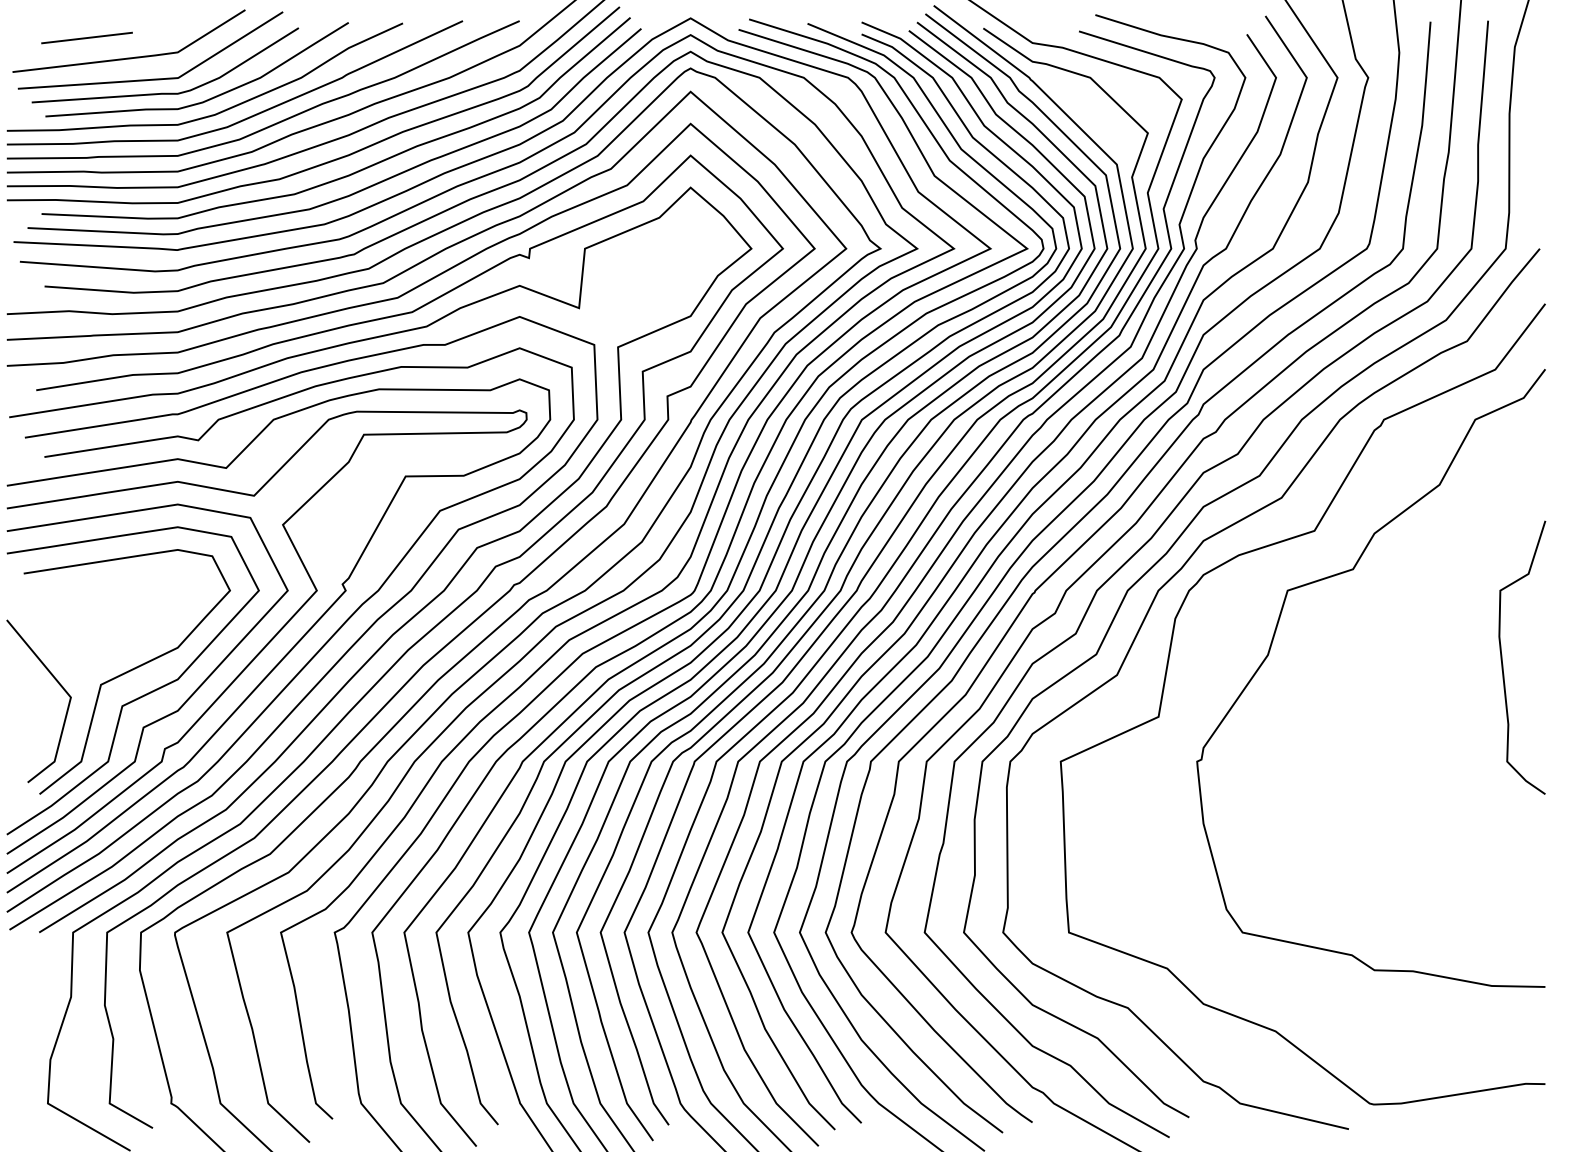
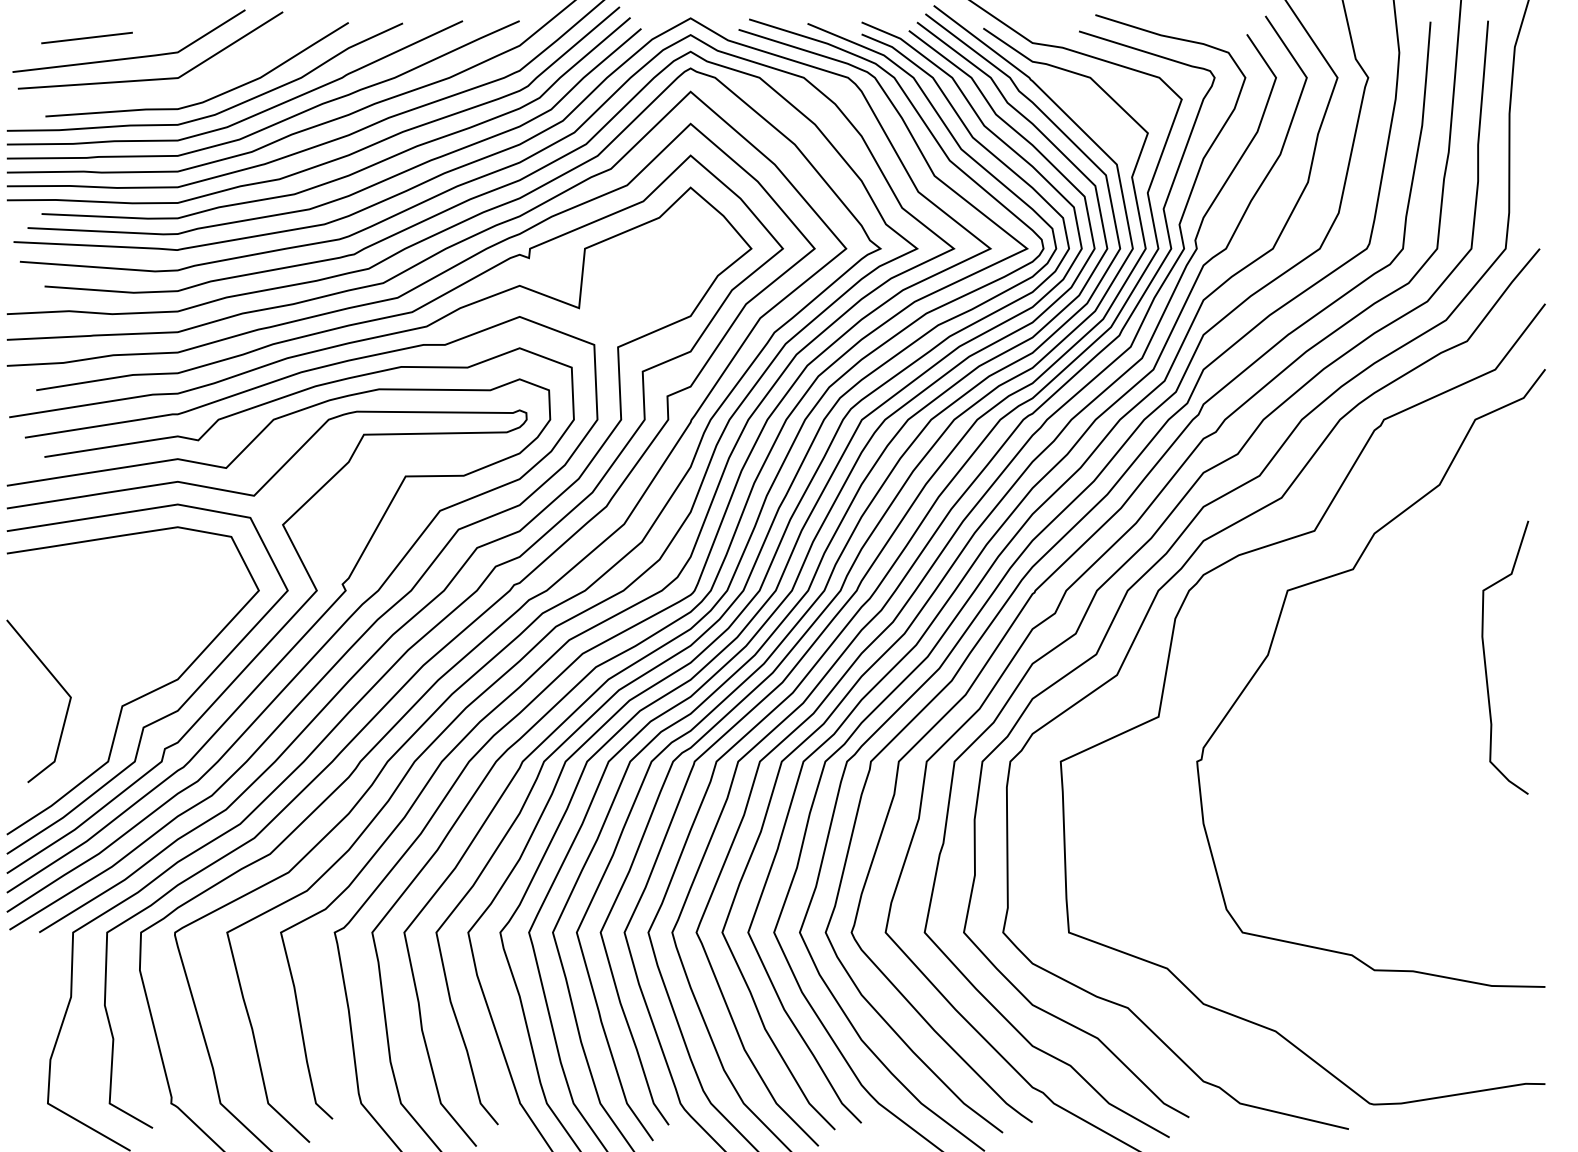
curve: present -> none (165, 92)
curve position: (1502, 657) -> (1485, 657) (1485, 657)
curve: present -> none (126, 671)
